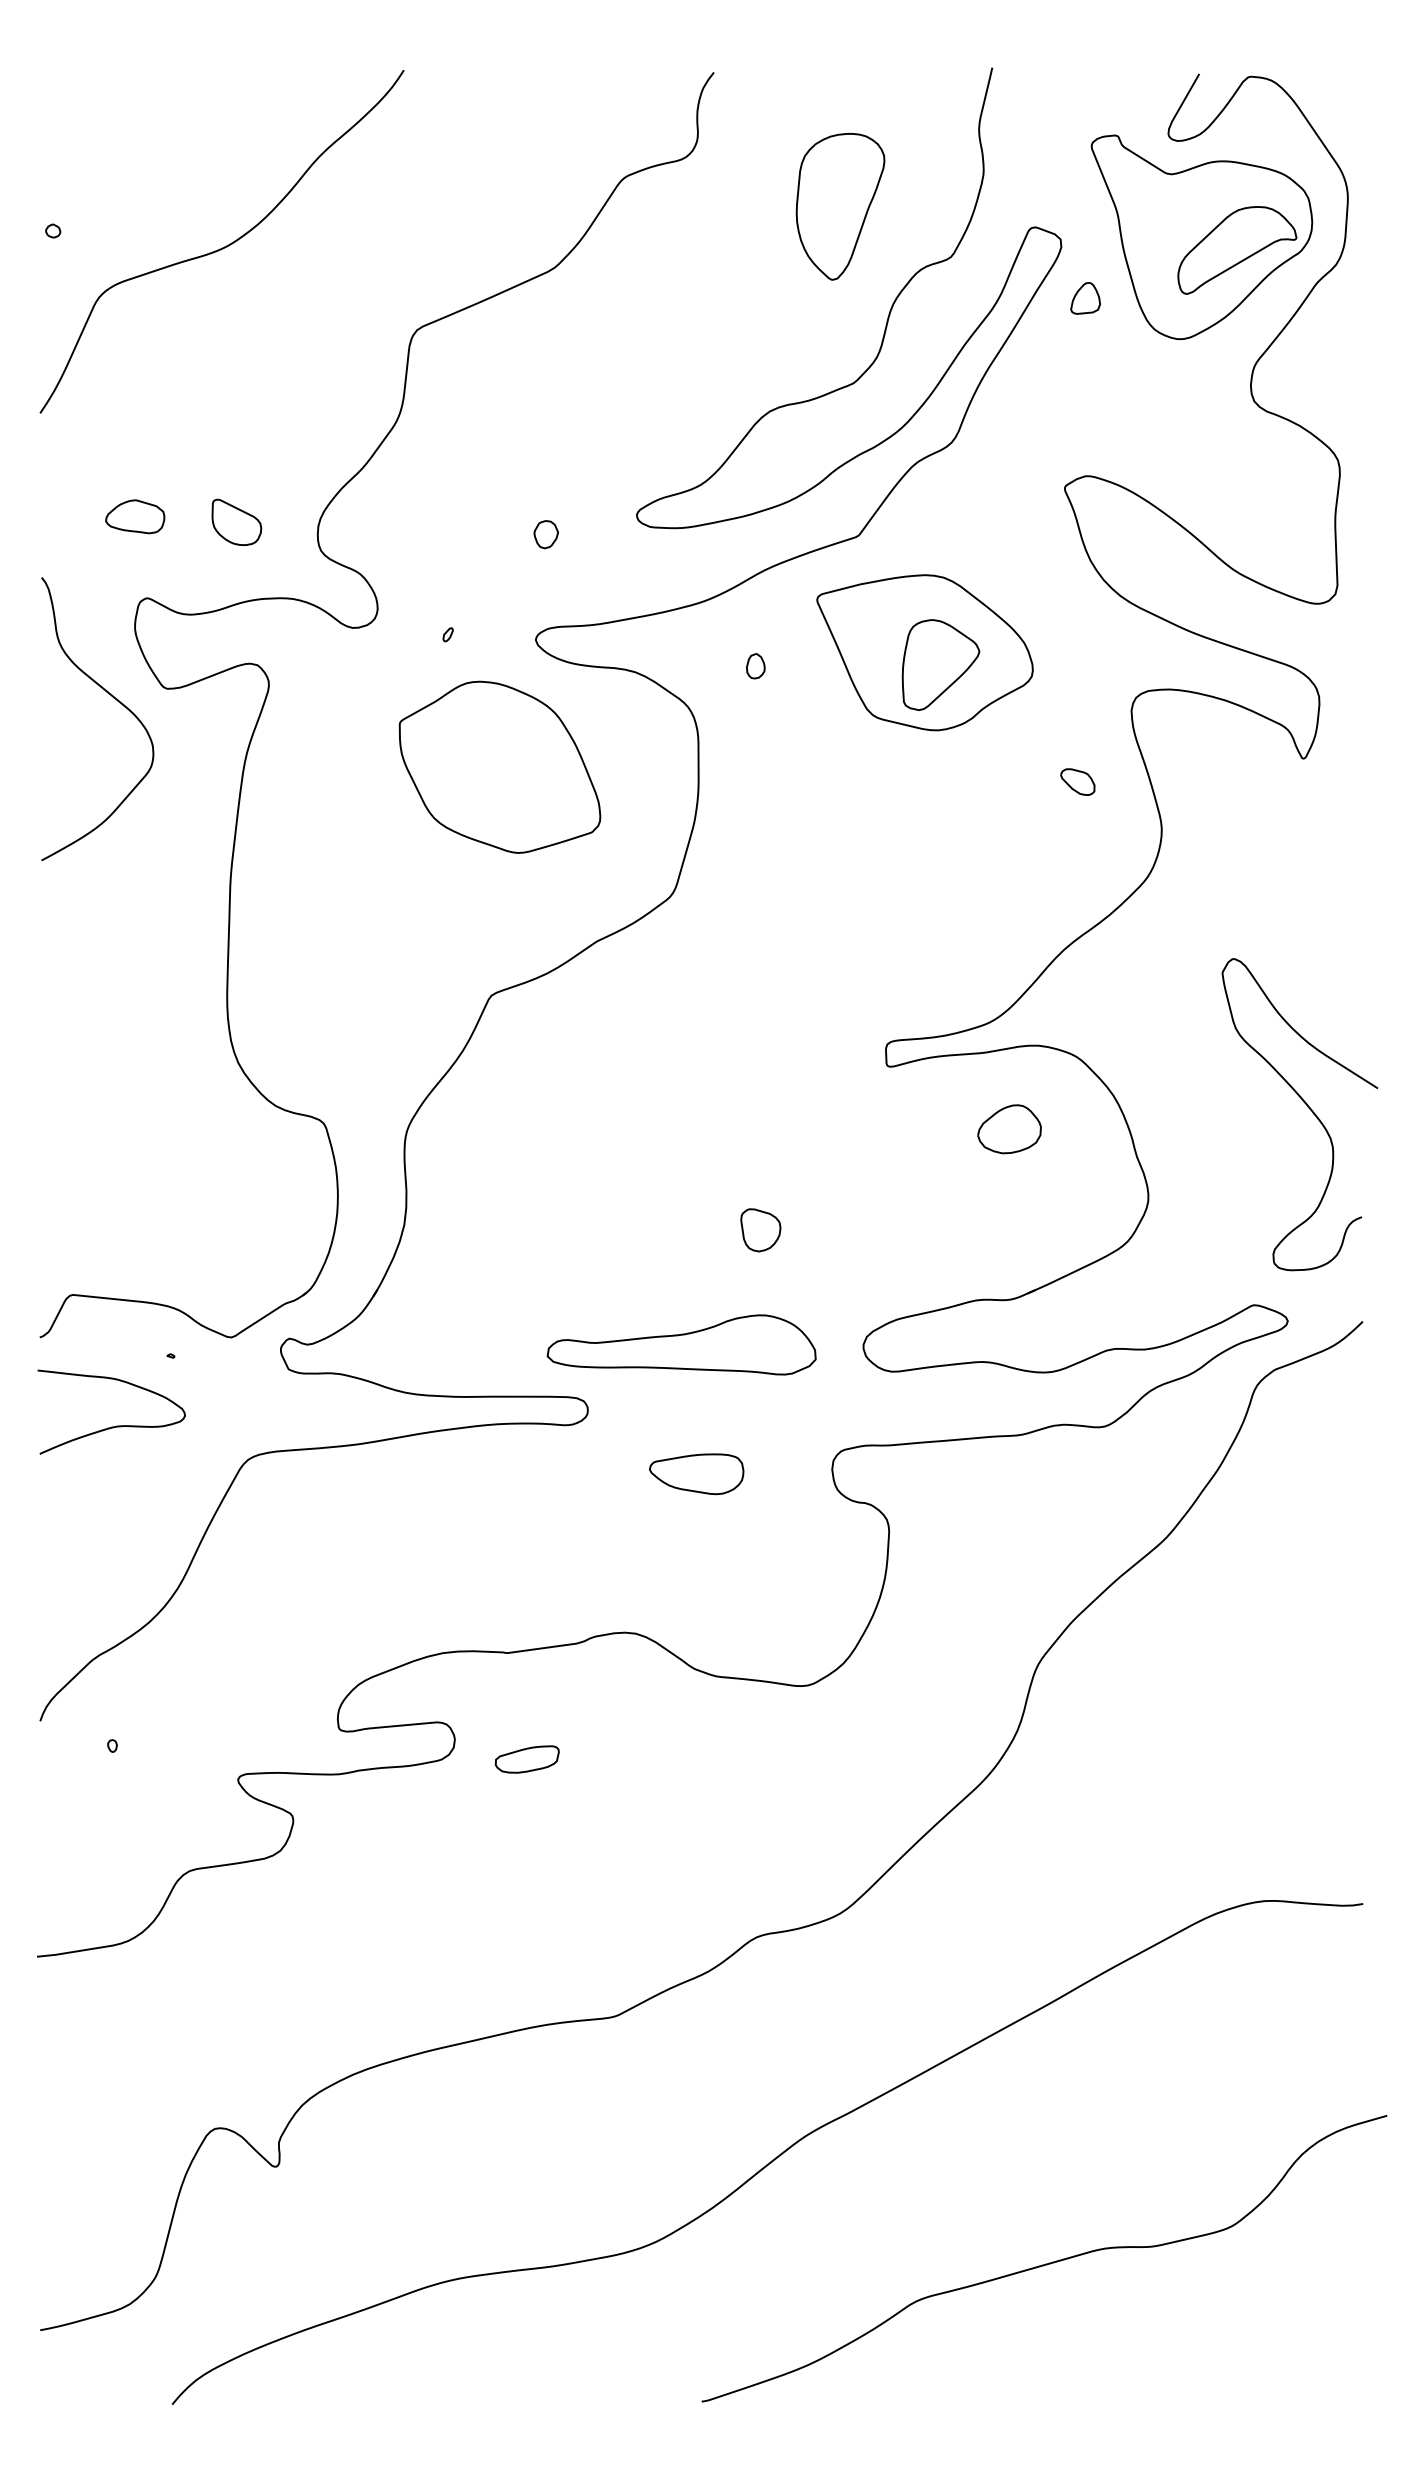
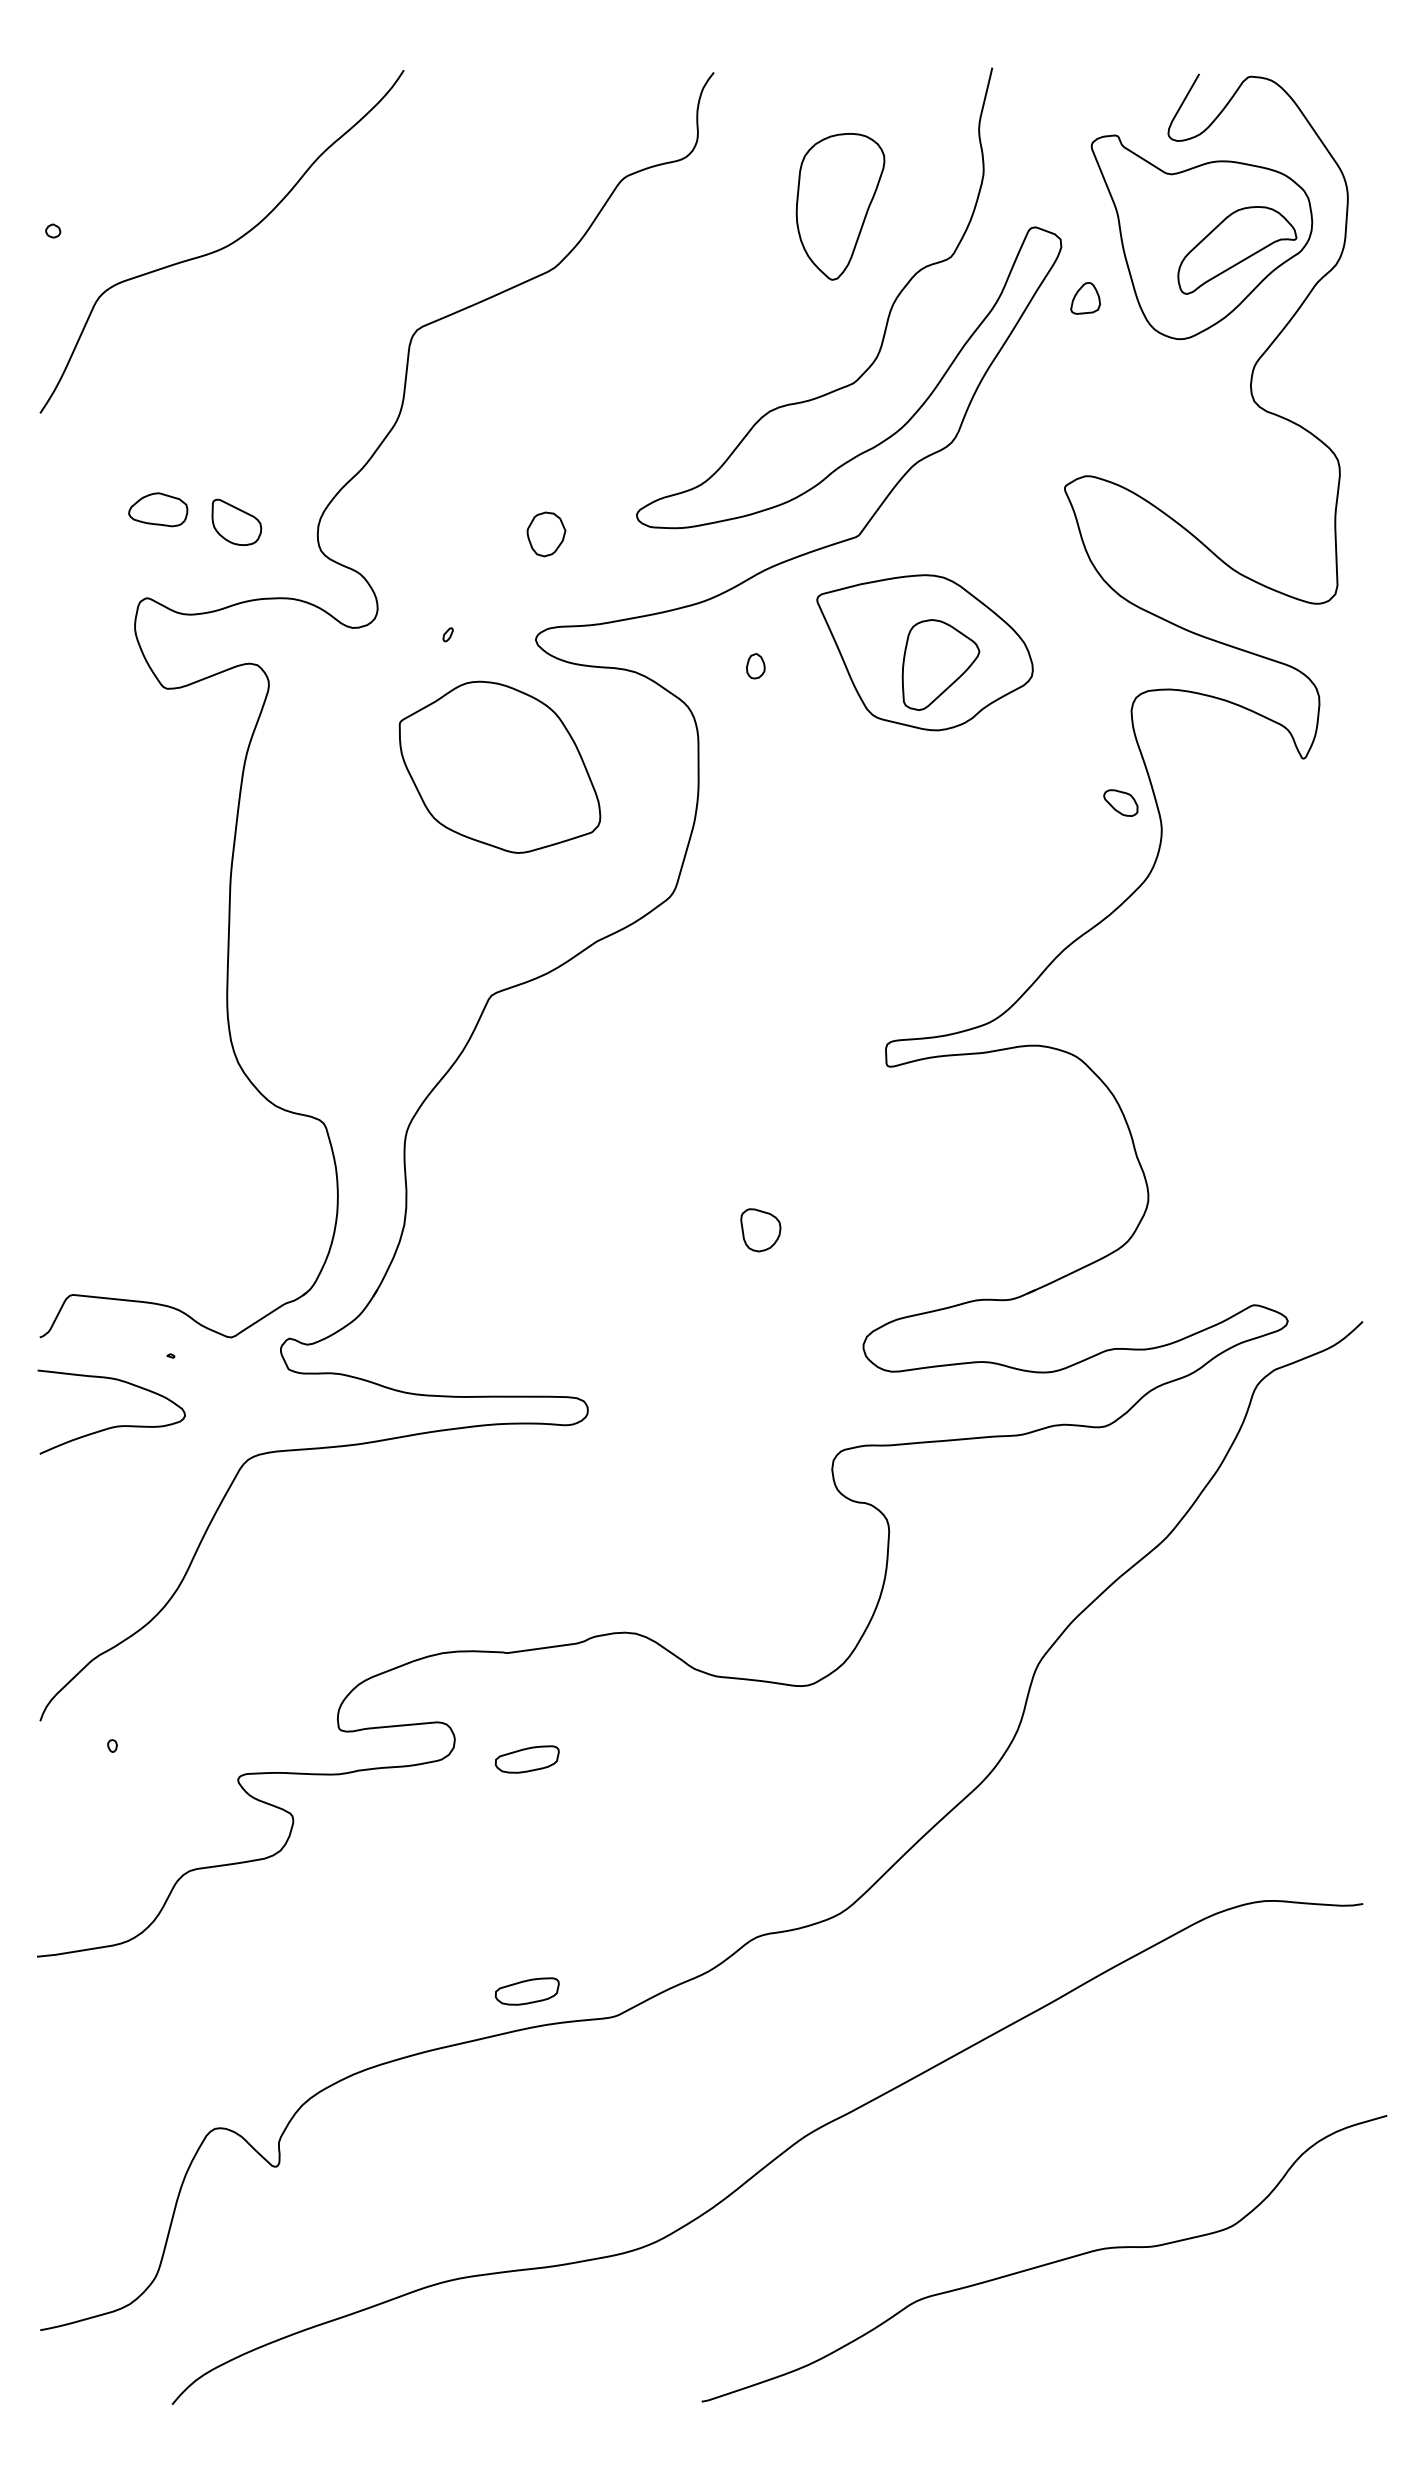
part position: (135, 516) -> (158, 509) (158, 509)
part size: 26x30 px -> 41x47 px (546, 534)
curve: present -> none (113, 698)
part position: (1077, 781) -> (1120, 802) (1120, 802)
curve: present -> none (1307, 1107)
part: present -> none (1009, 1129)
part: present -> none (681, 1344)
part: present -> none (696, 1474)
part: none -> present (526, 1991)
